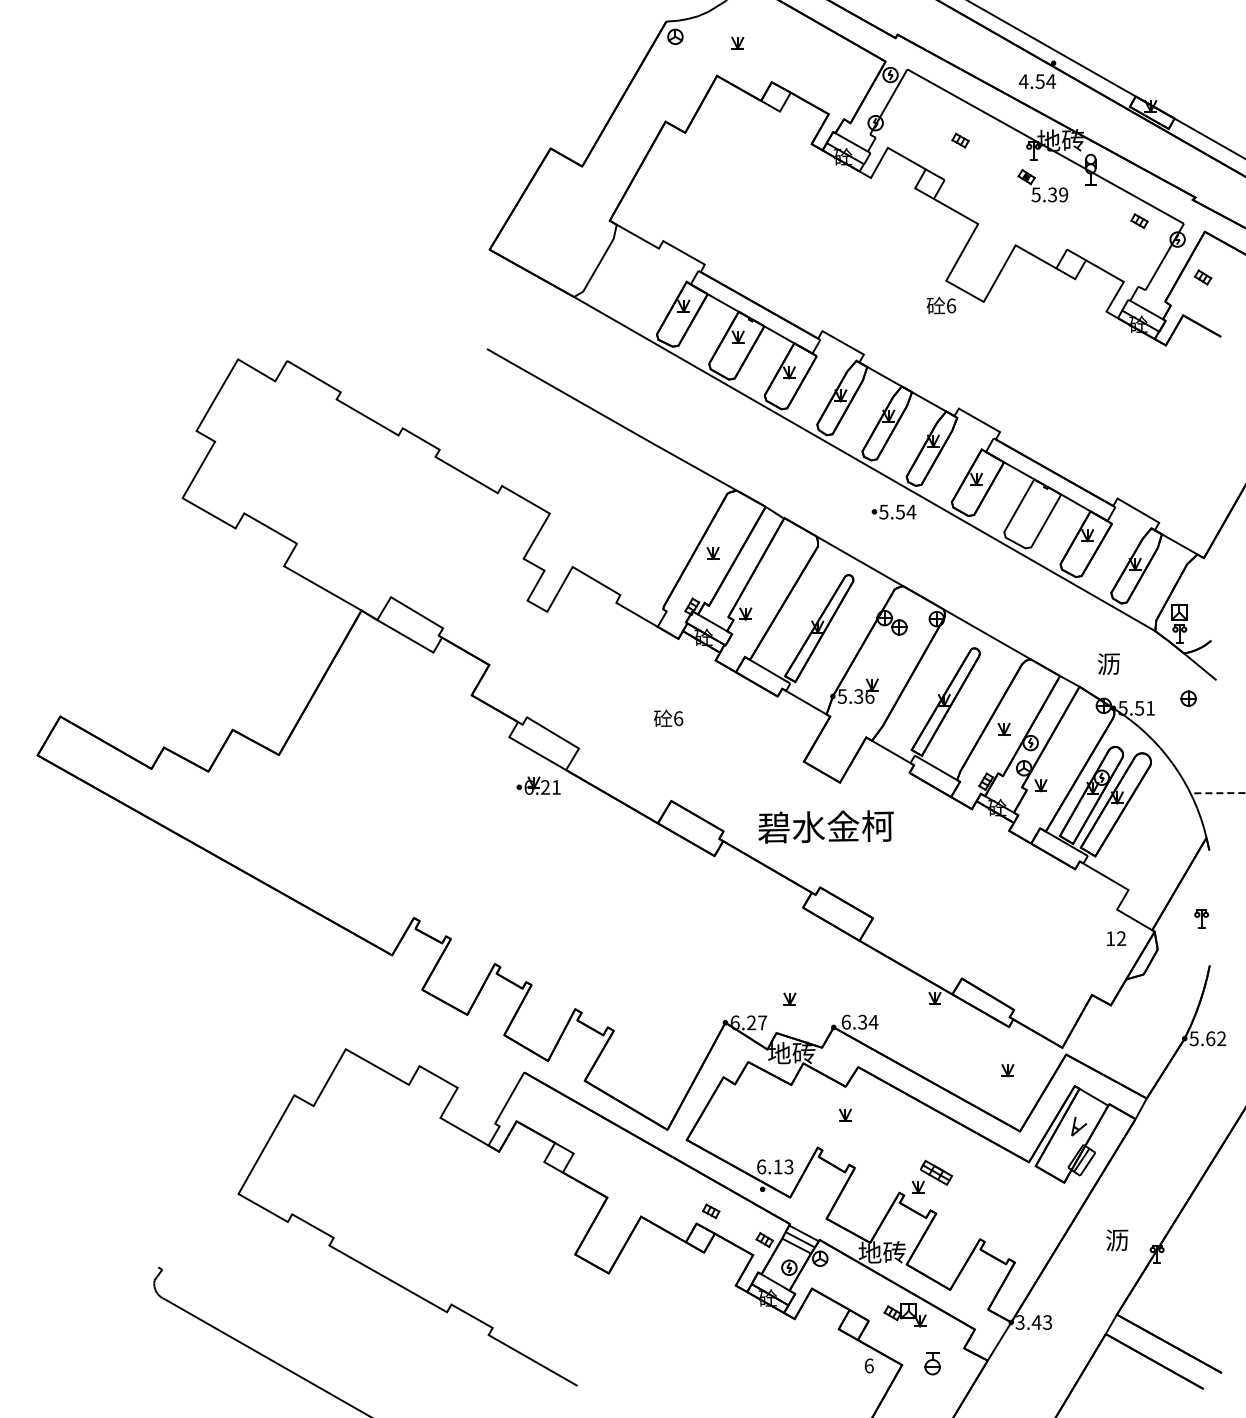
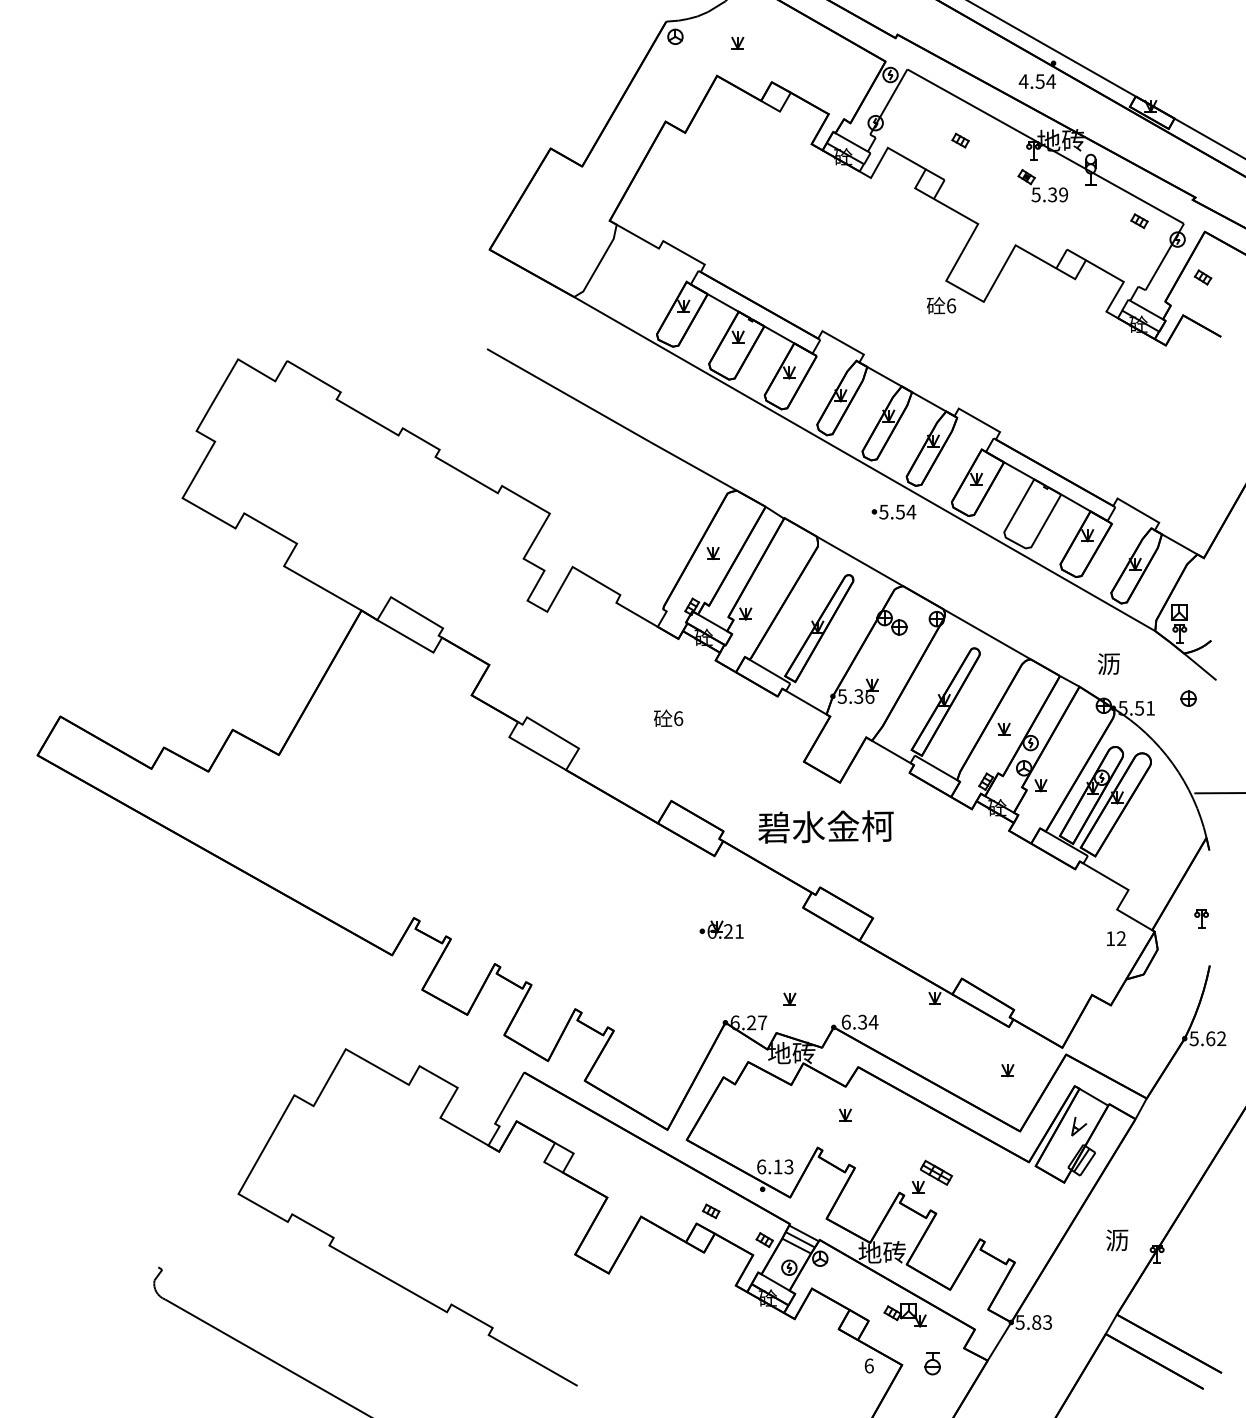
part position: (538, 785) -> (721, 929) (721, 929)
line: dashed -> solid (1220, 793)
text: 3.43 -> 5.83 (1028, 1322)
